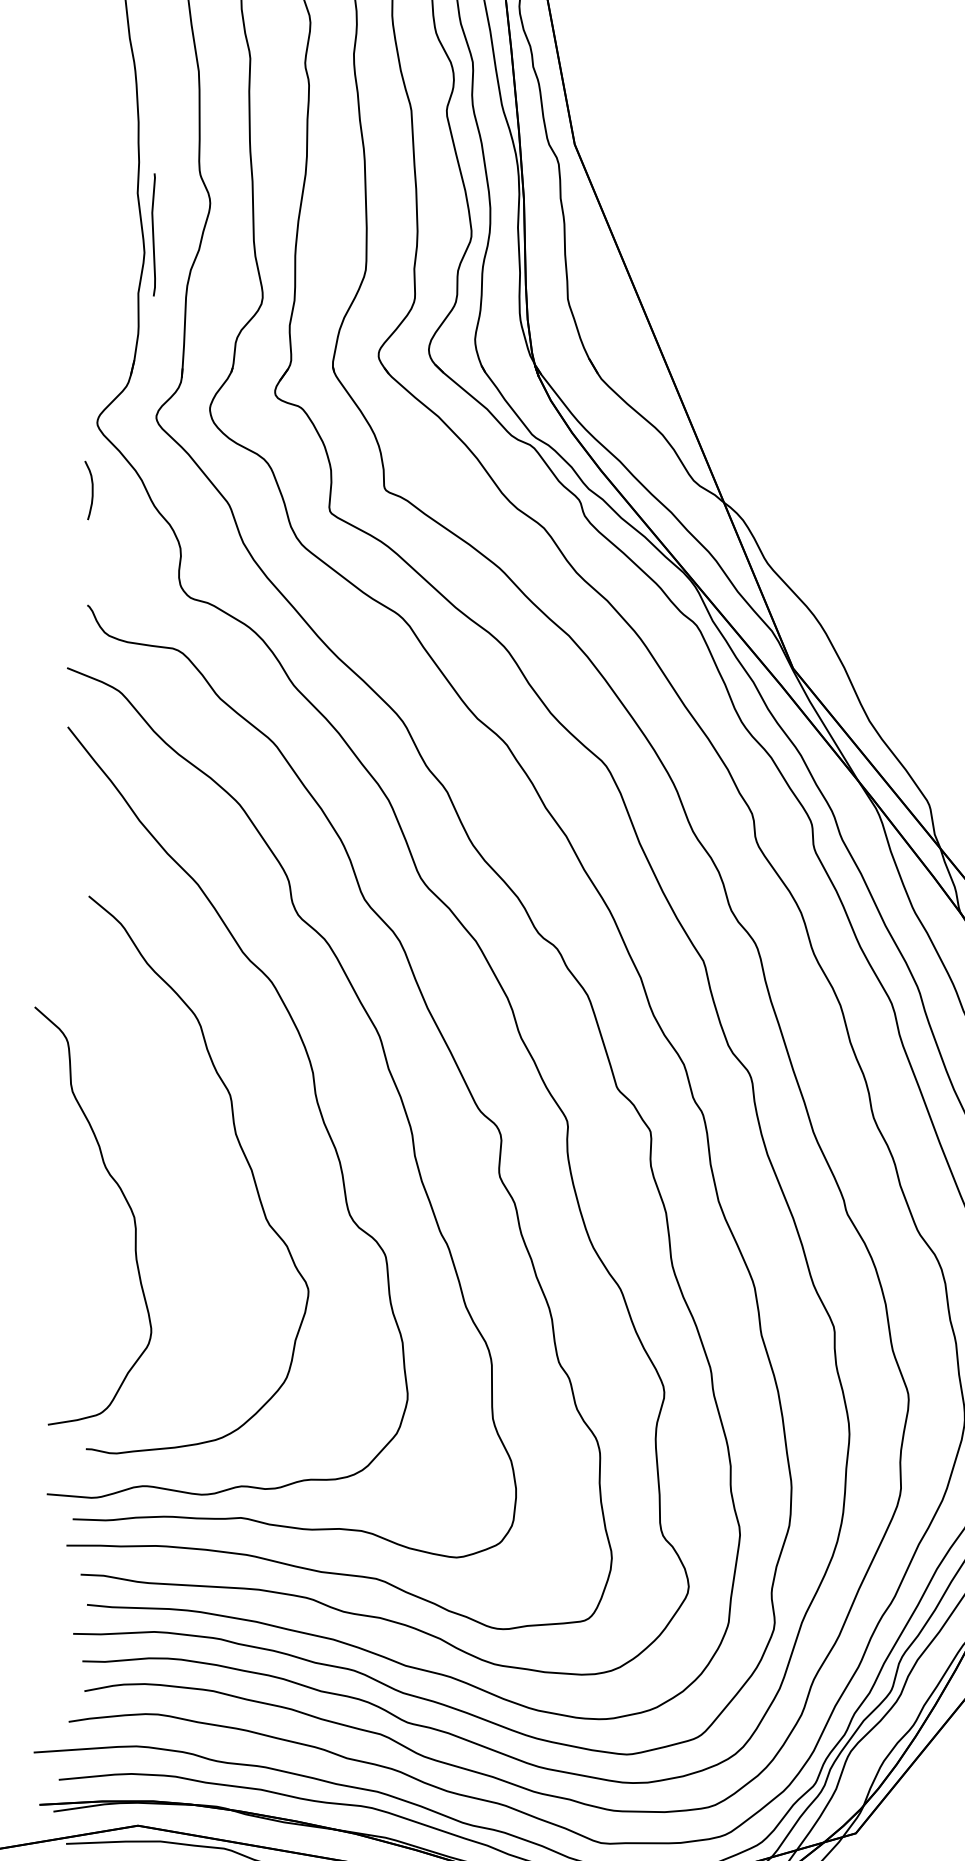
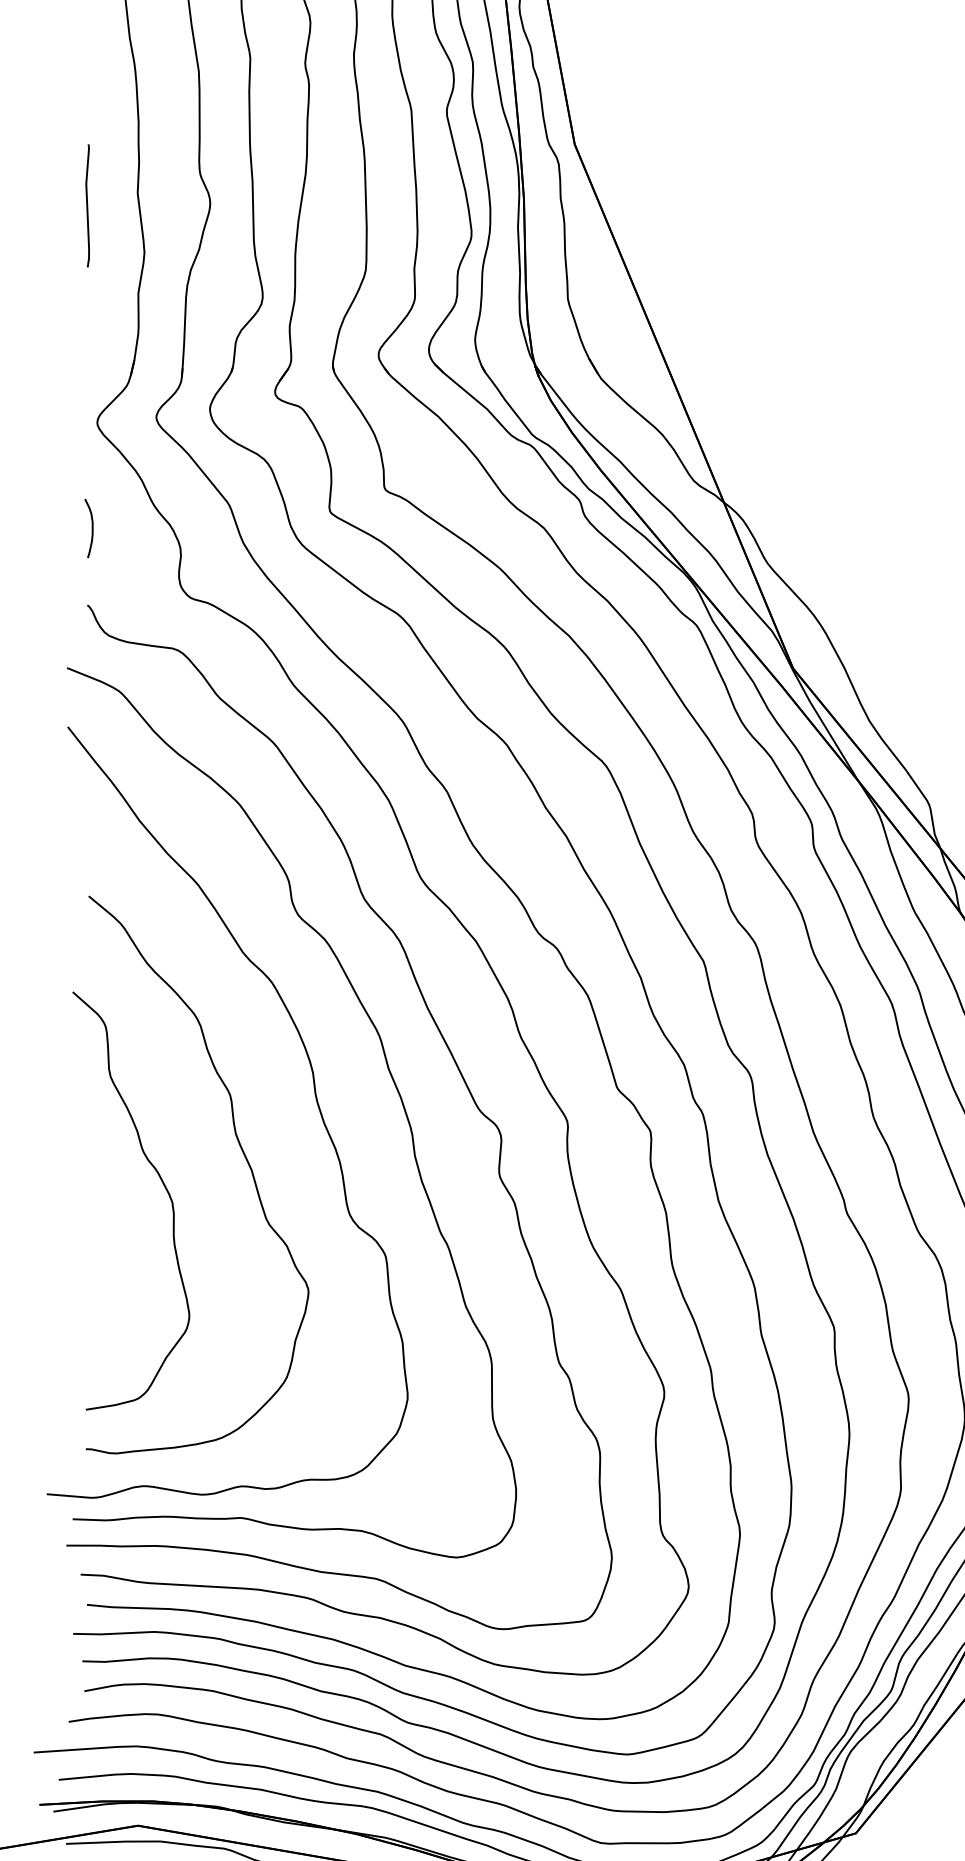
curve position: (153, 234) -> (87, 205) (87, 205)
curve position: (91, 490) -> (91, 528) (91, 528)
curve position: (125, 1200) -> (163, 1185) (163, 1185)
